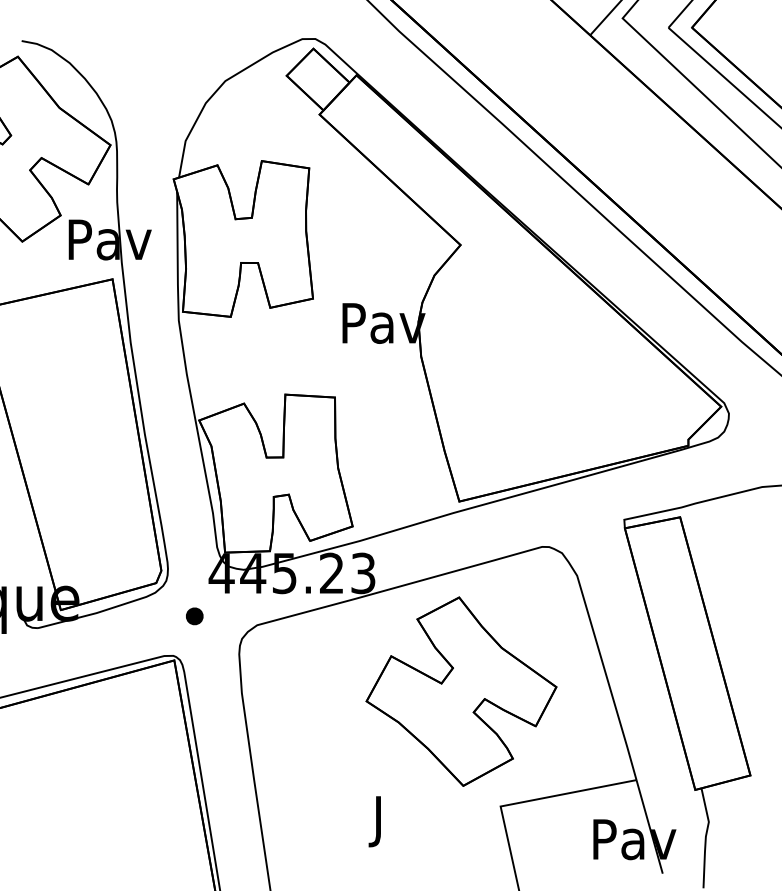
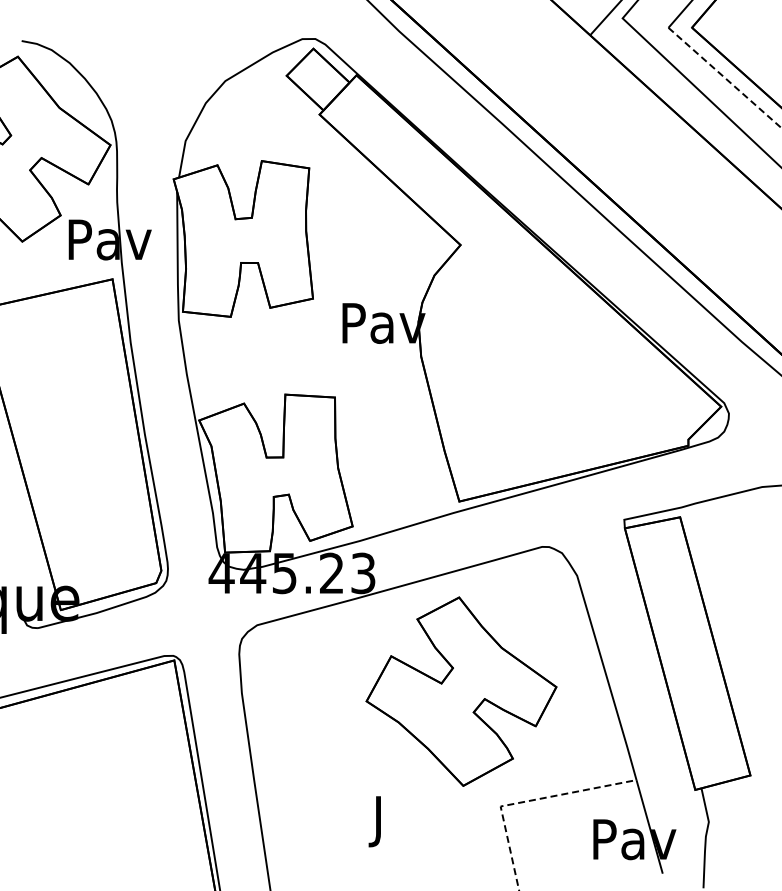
line: solid -> dashed (725, 78)
part: present -> none (194, 616)
line: solid -> dashed (526, 801)
